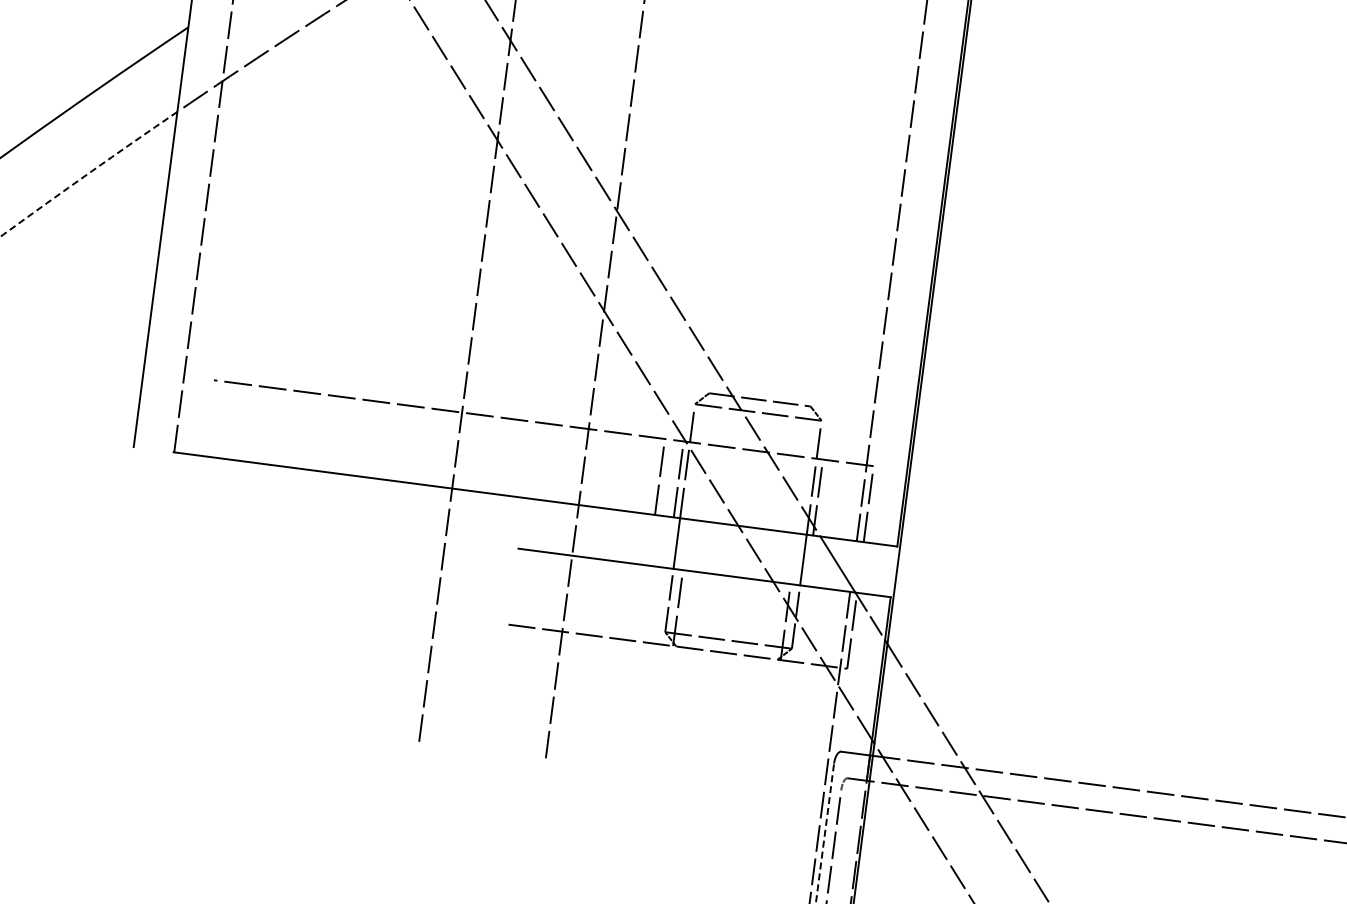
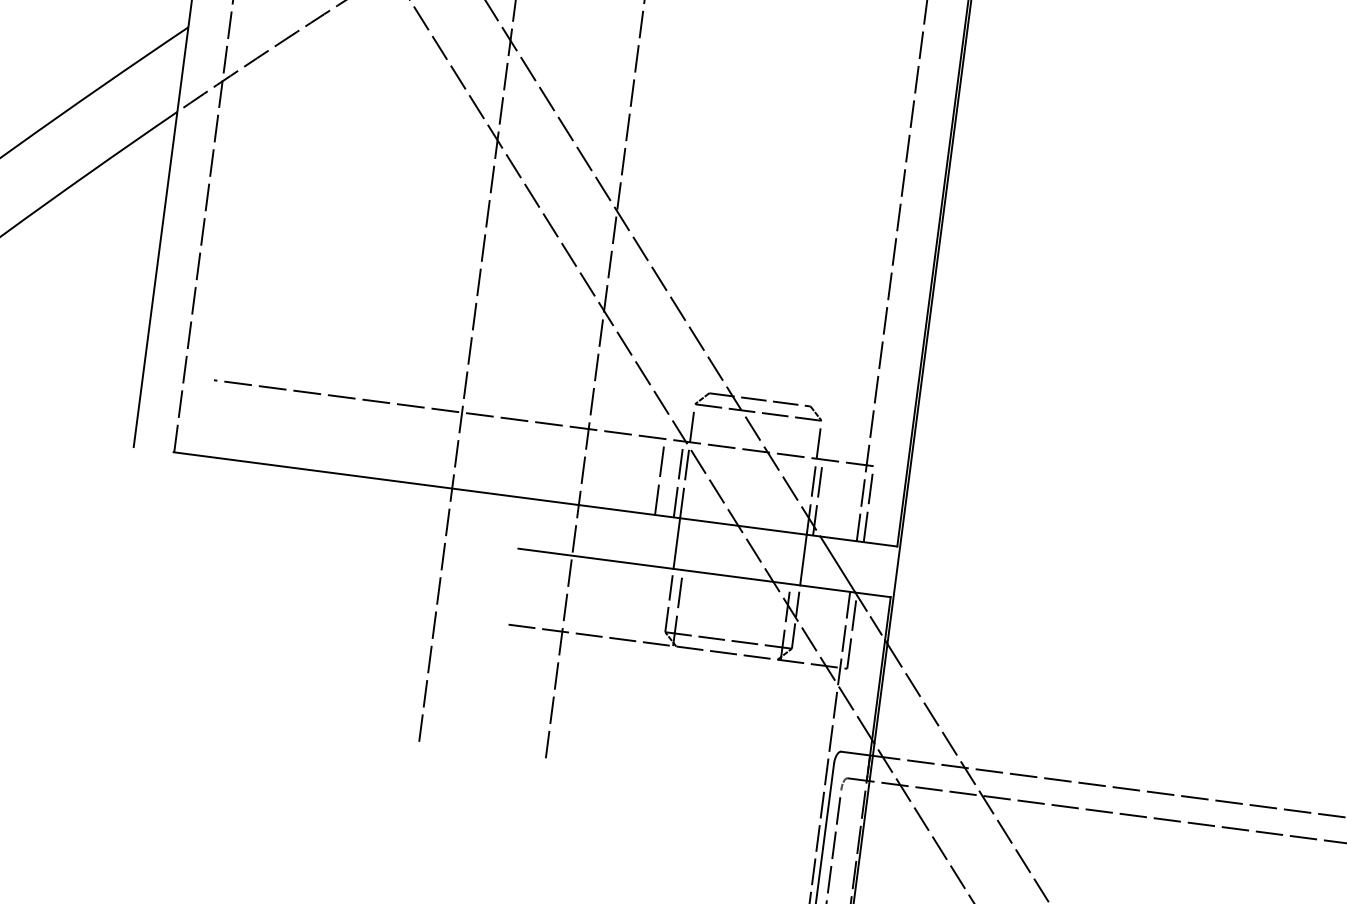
arc: dashed -> solid (88, 173)
line: dashed -> solid (825, 833)
